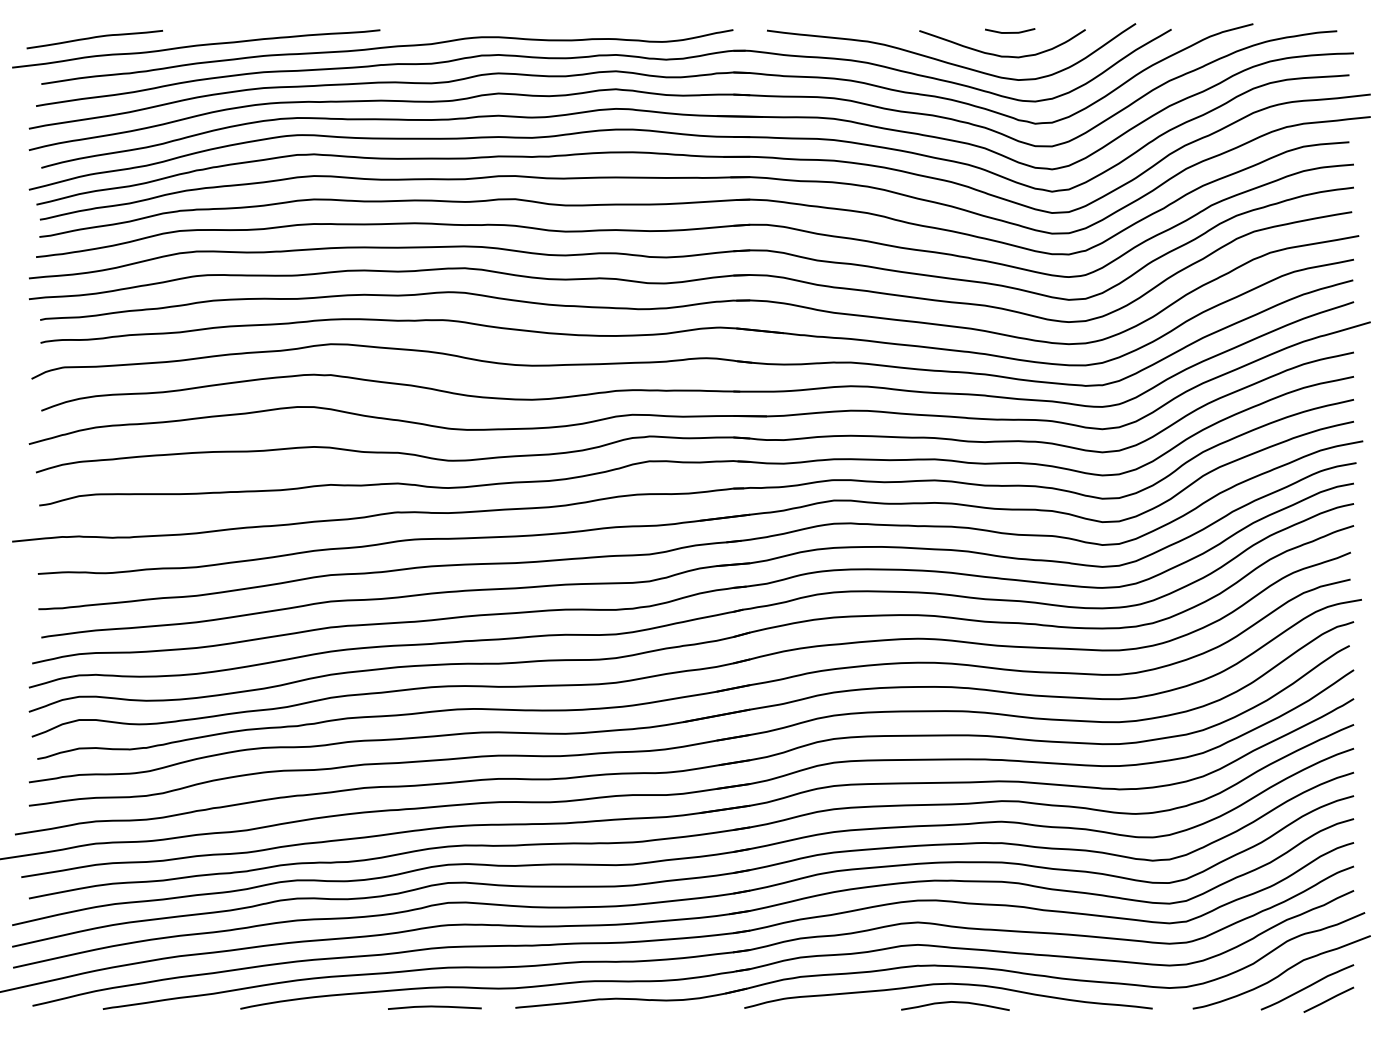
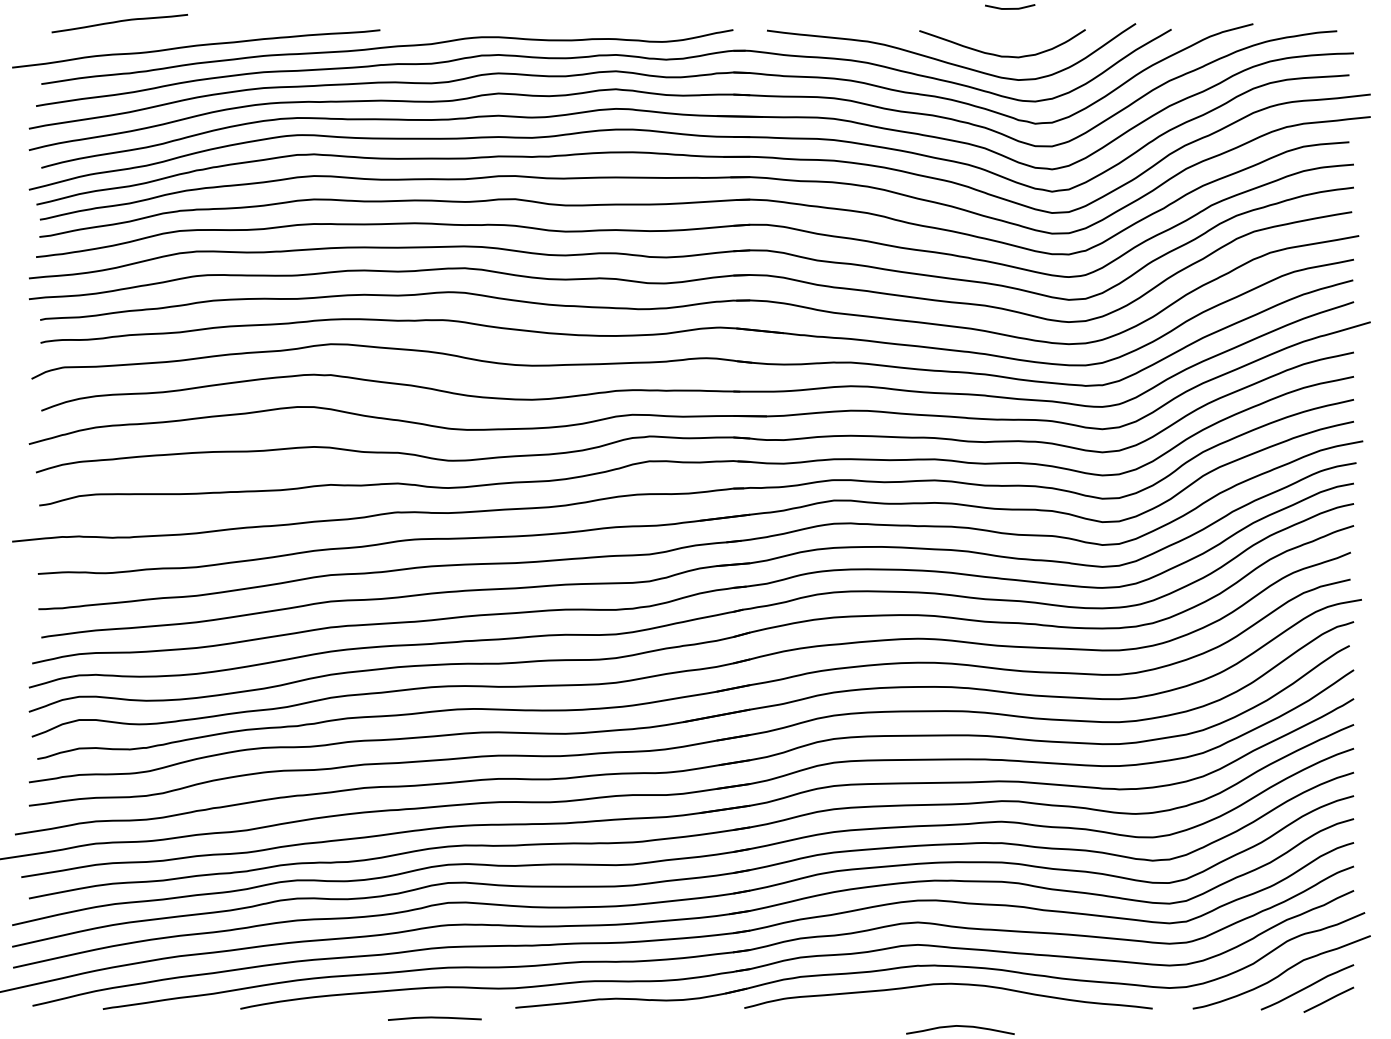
curve position: (1010, 32) -> (1010, 8) (1010, 8)
curve position: (94, 38) -> (119, 22) (119, 22)
curve position: (956, 1003) -> (961, 1027) (961, 1027)
curve position: (434, 1007) -> (434, 1018) (434, 1018)
